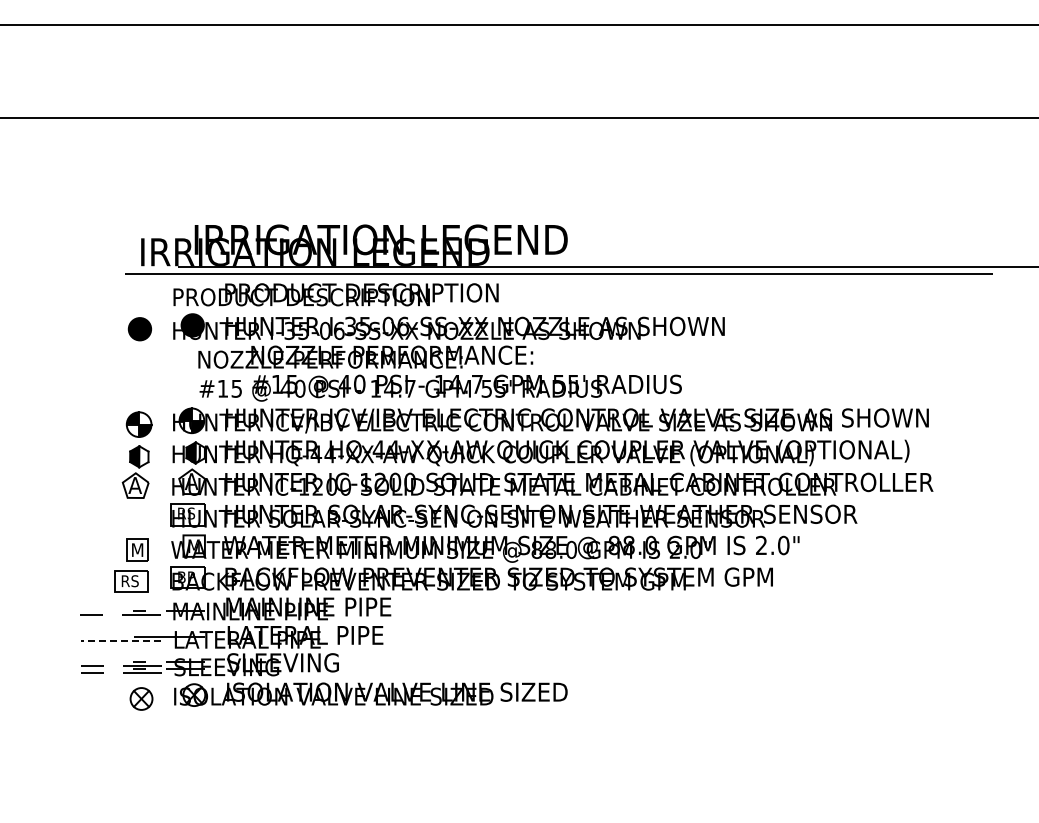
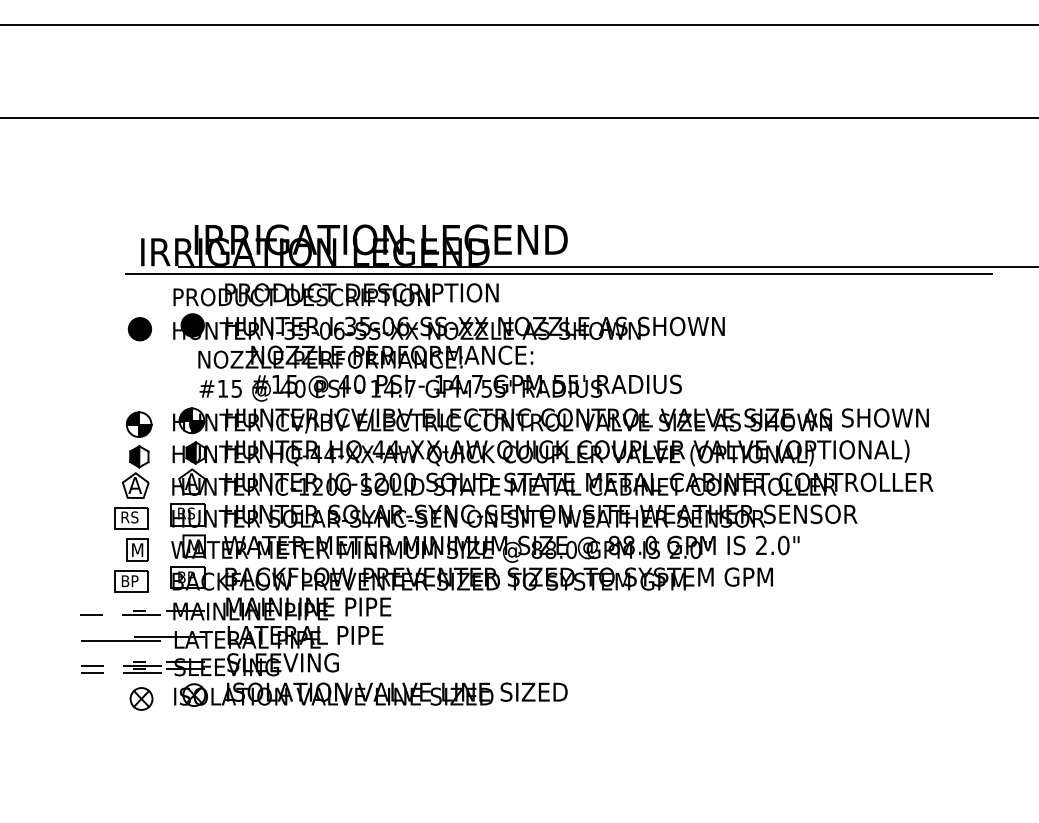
part: none -> present (131, 518)
text: RS -> BP (130, 581)
line: dashed -> solid (120, 641)
